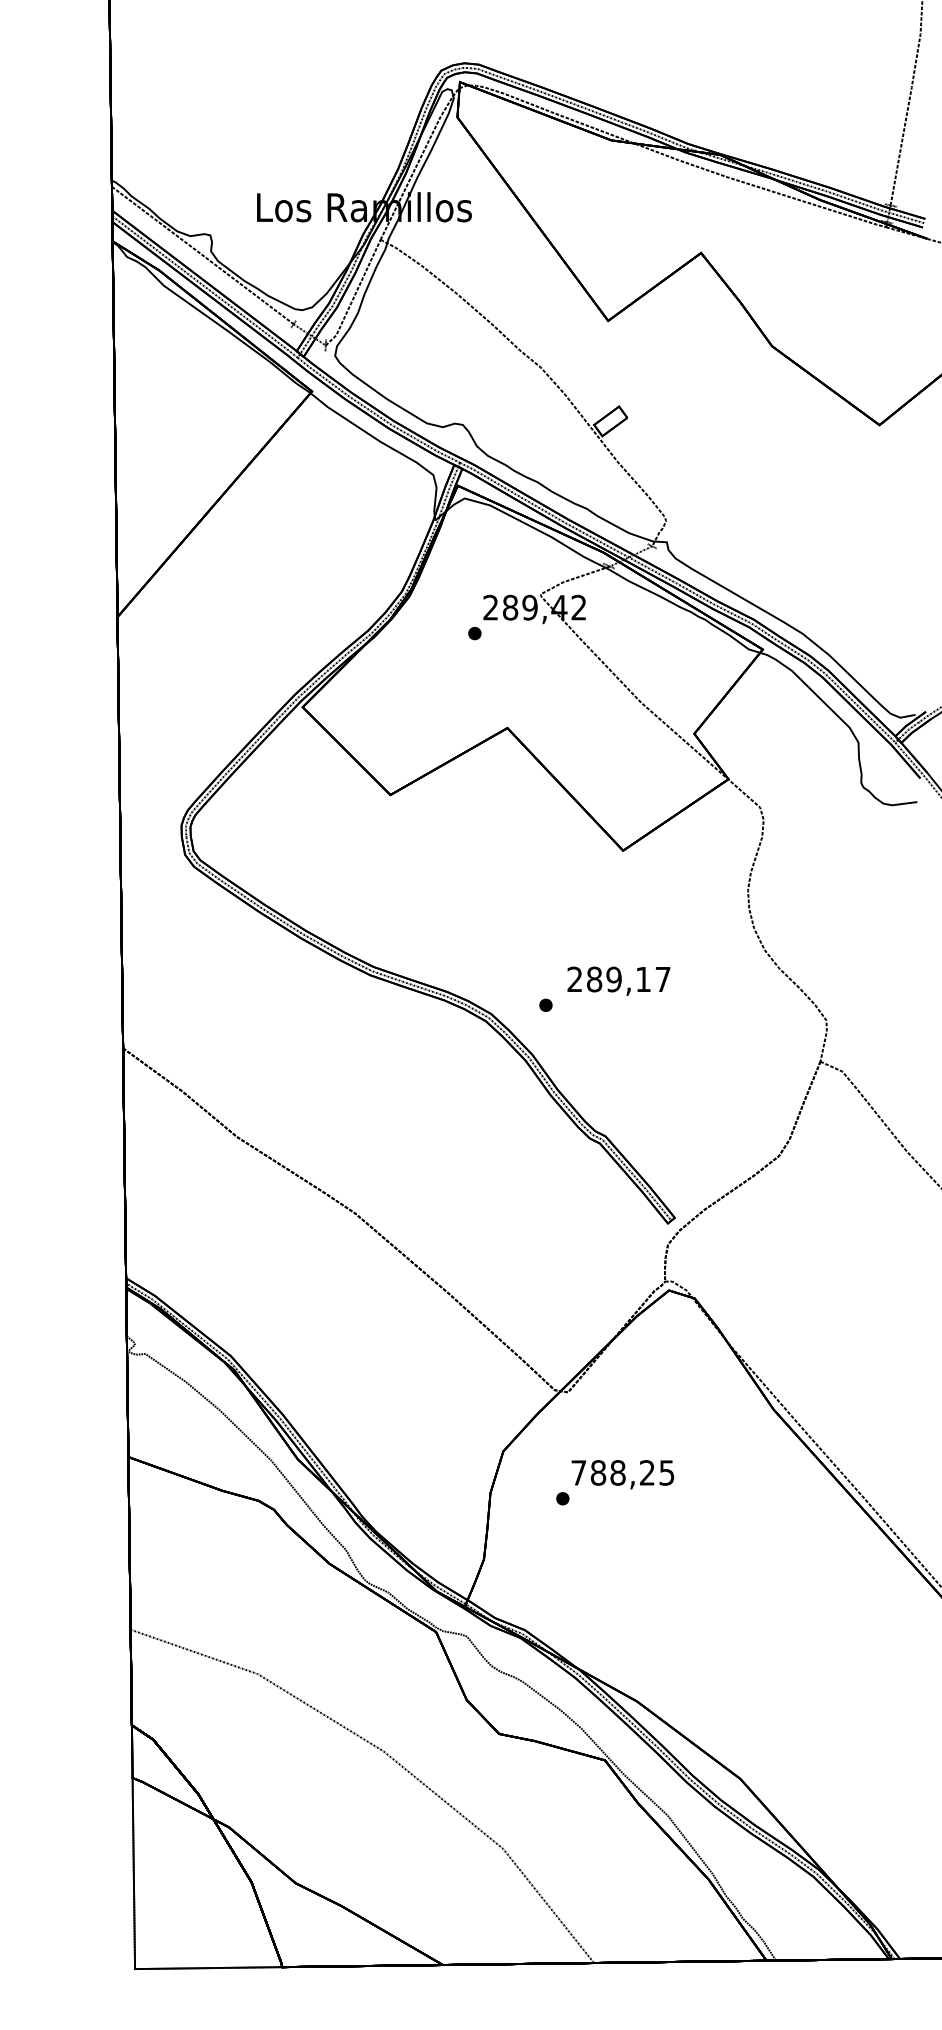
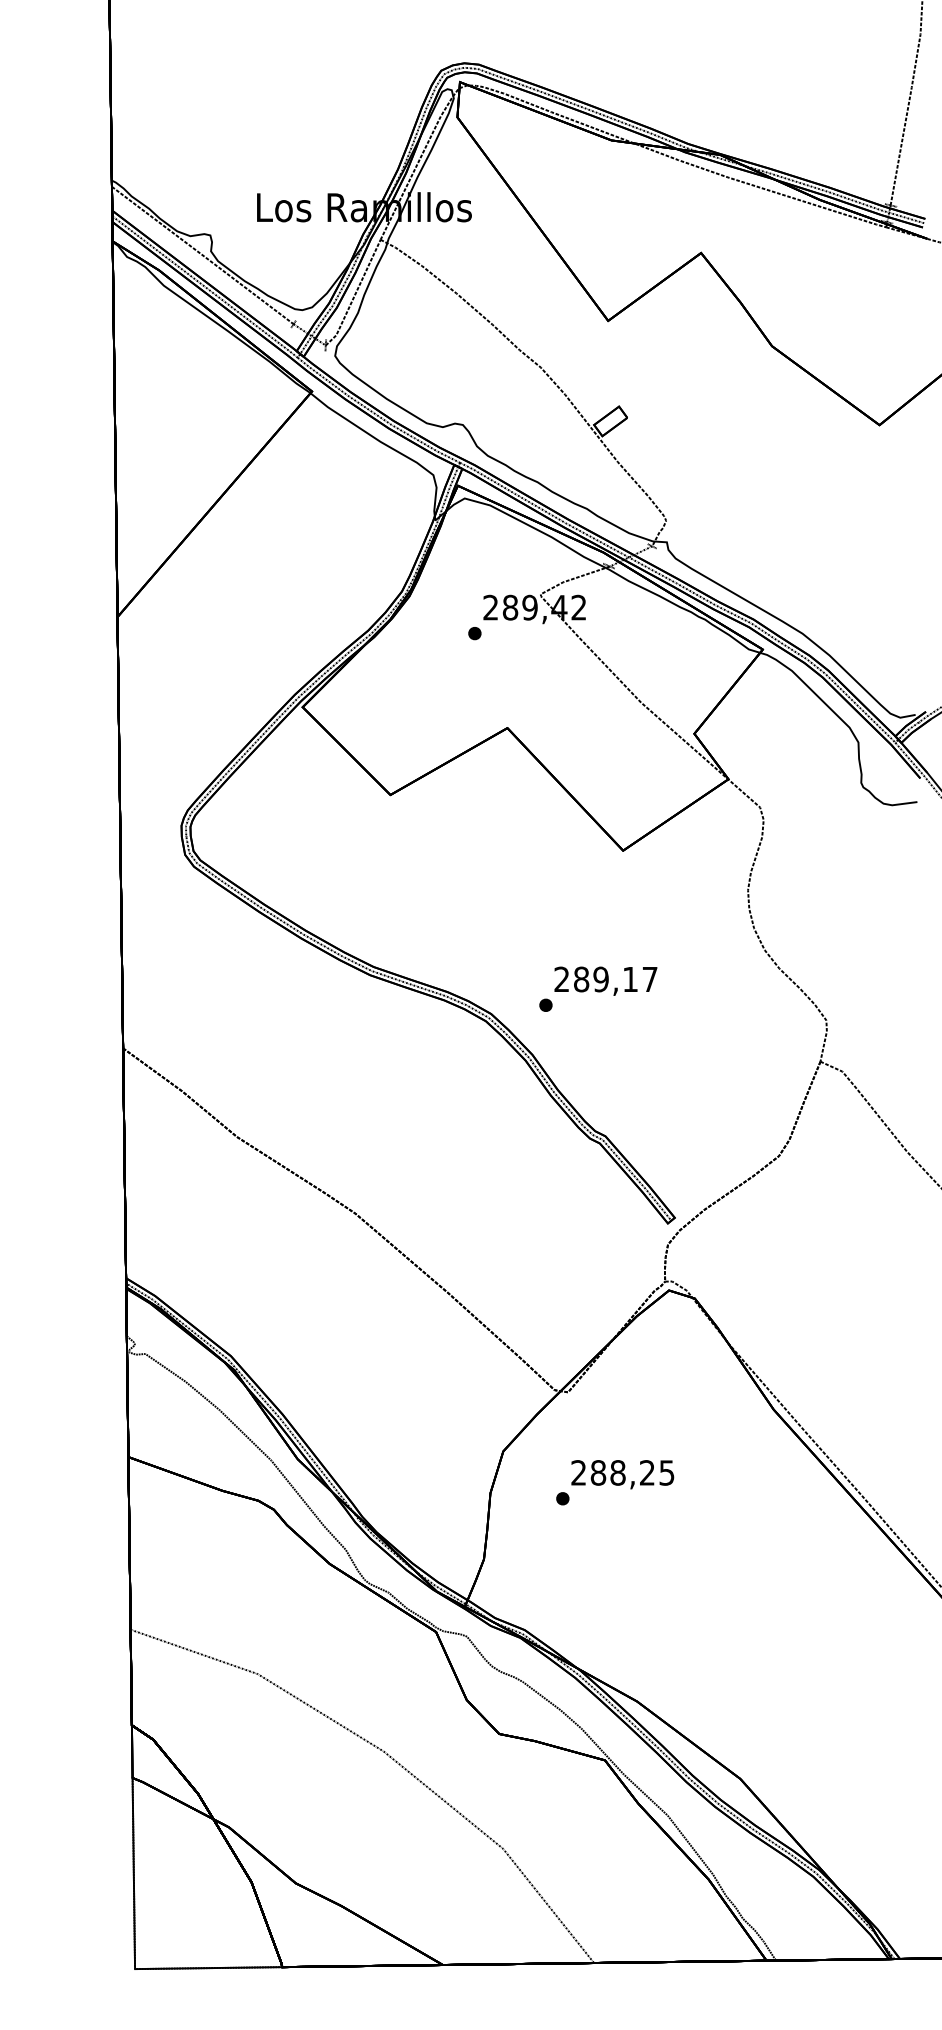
text position: (618, 980) -> (605, 980) (605, 980)
text: 788,25 -> 288,25 (578, 1472)
